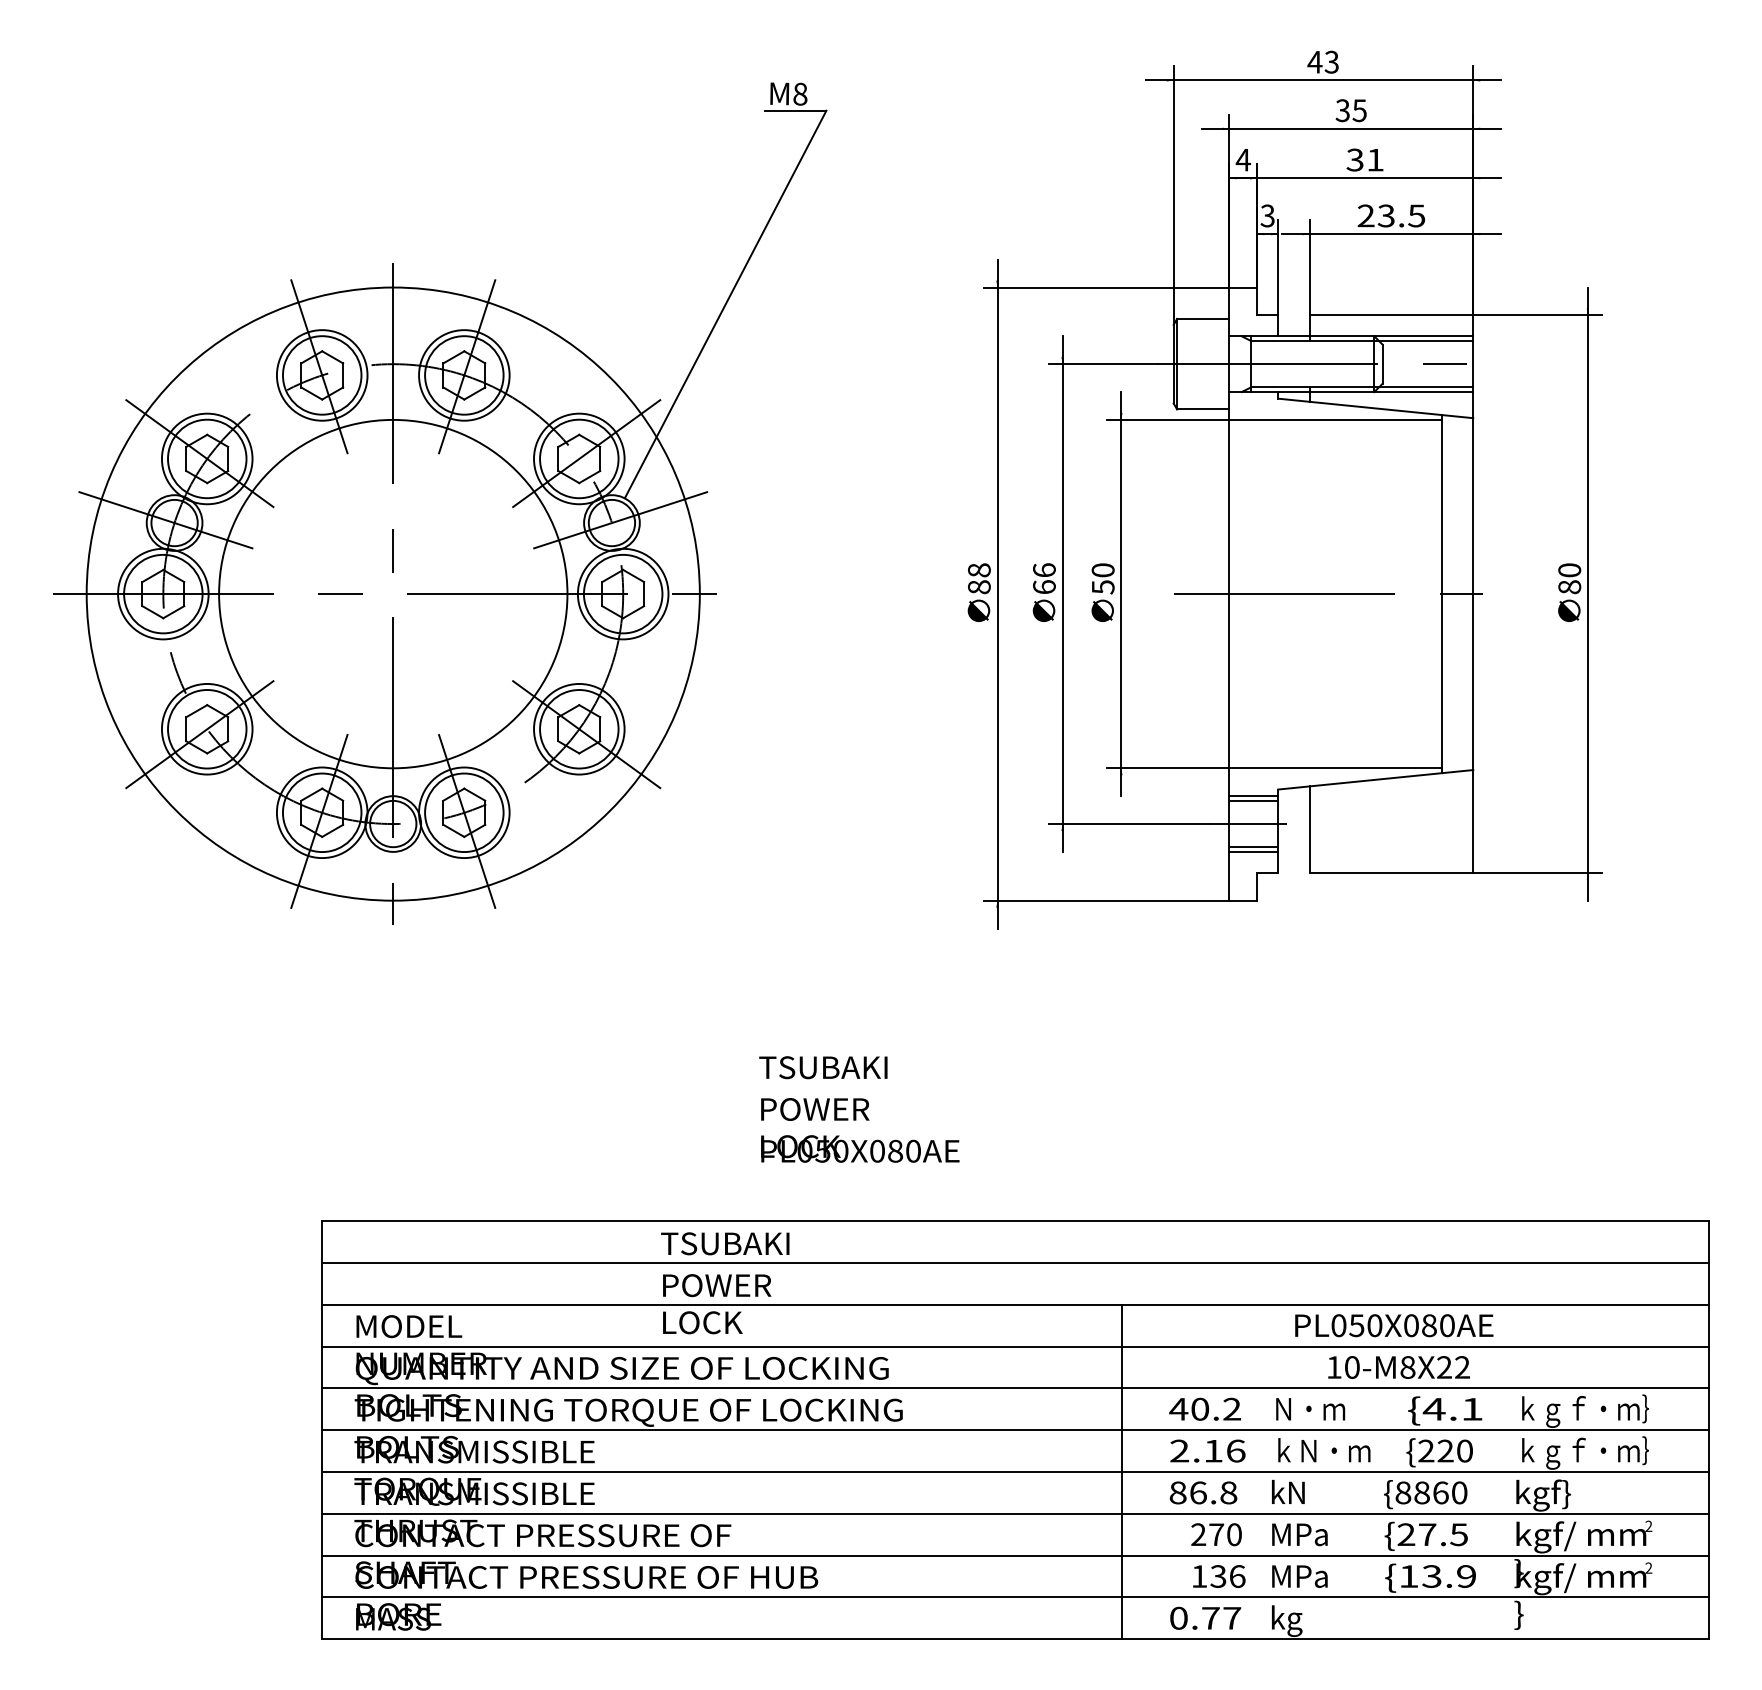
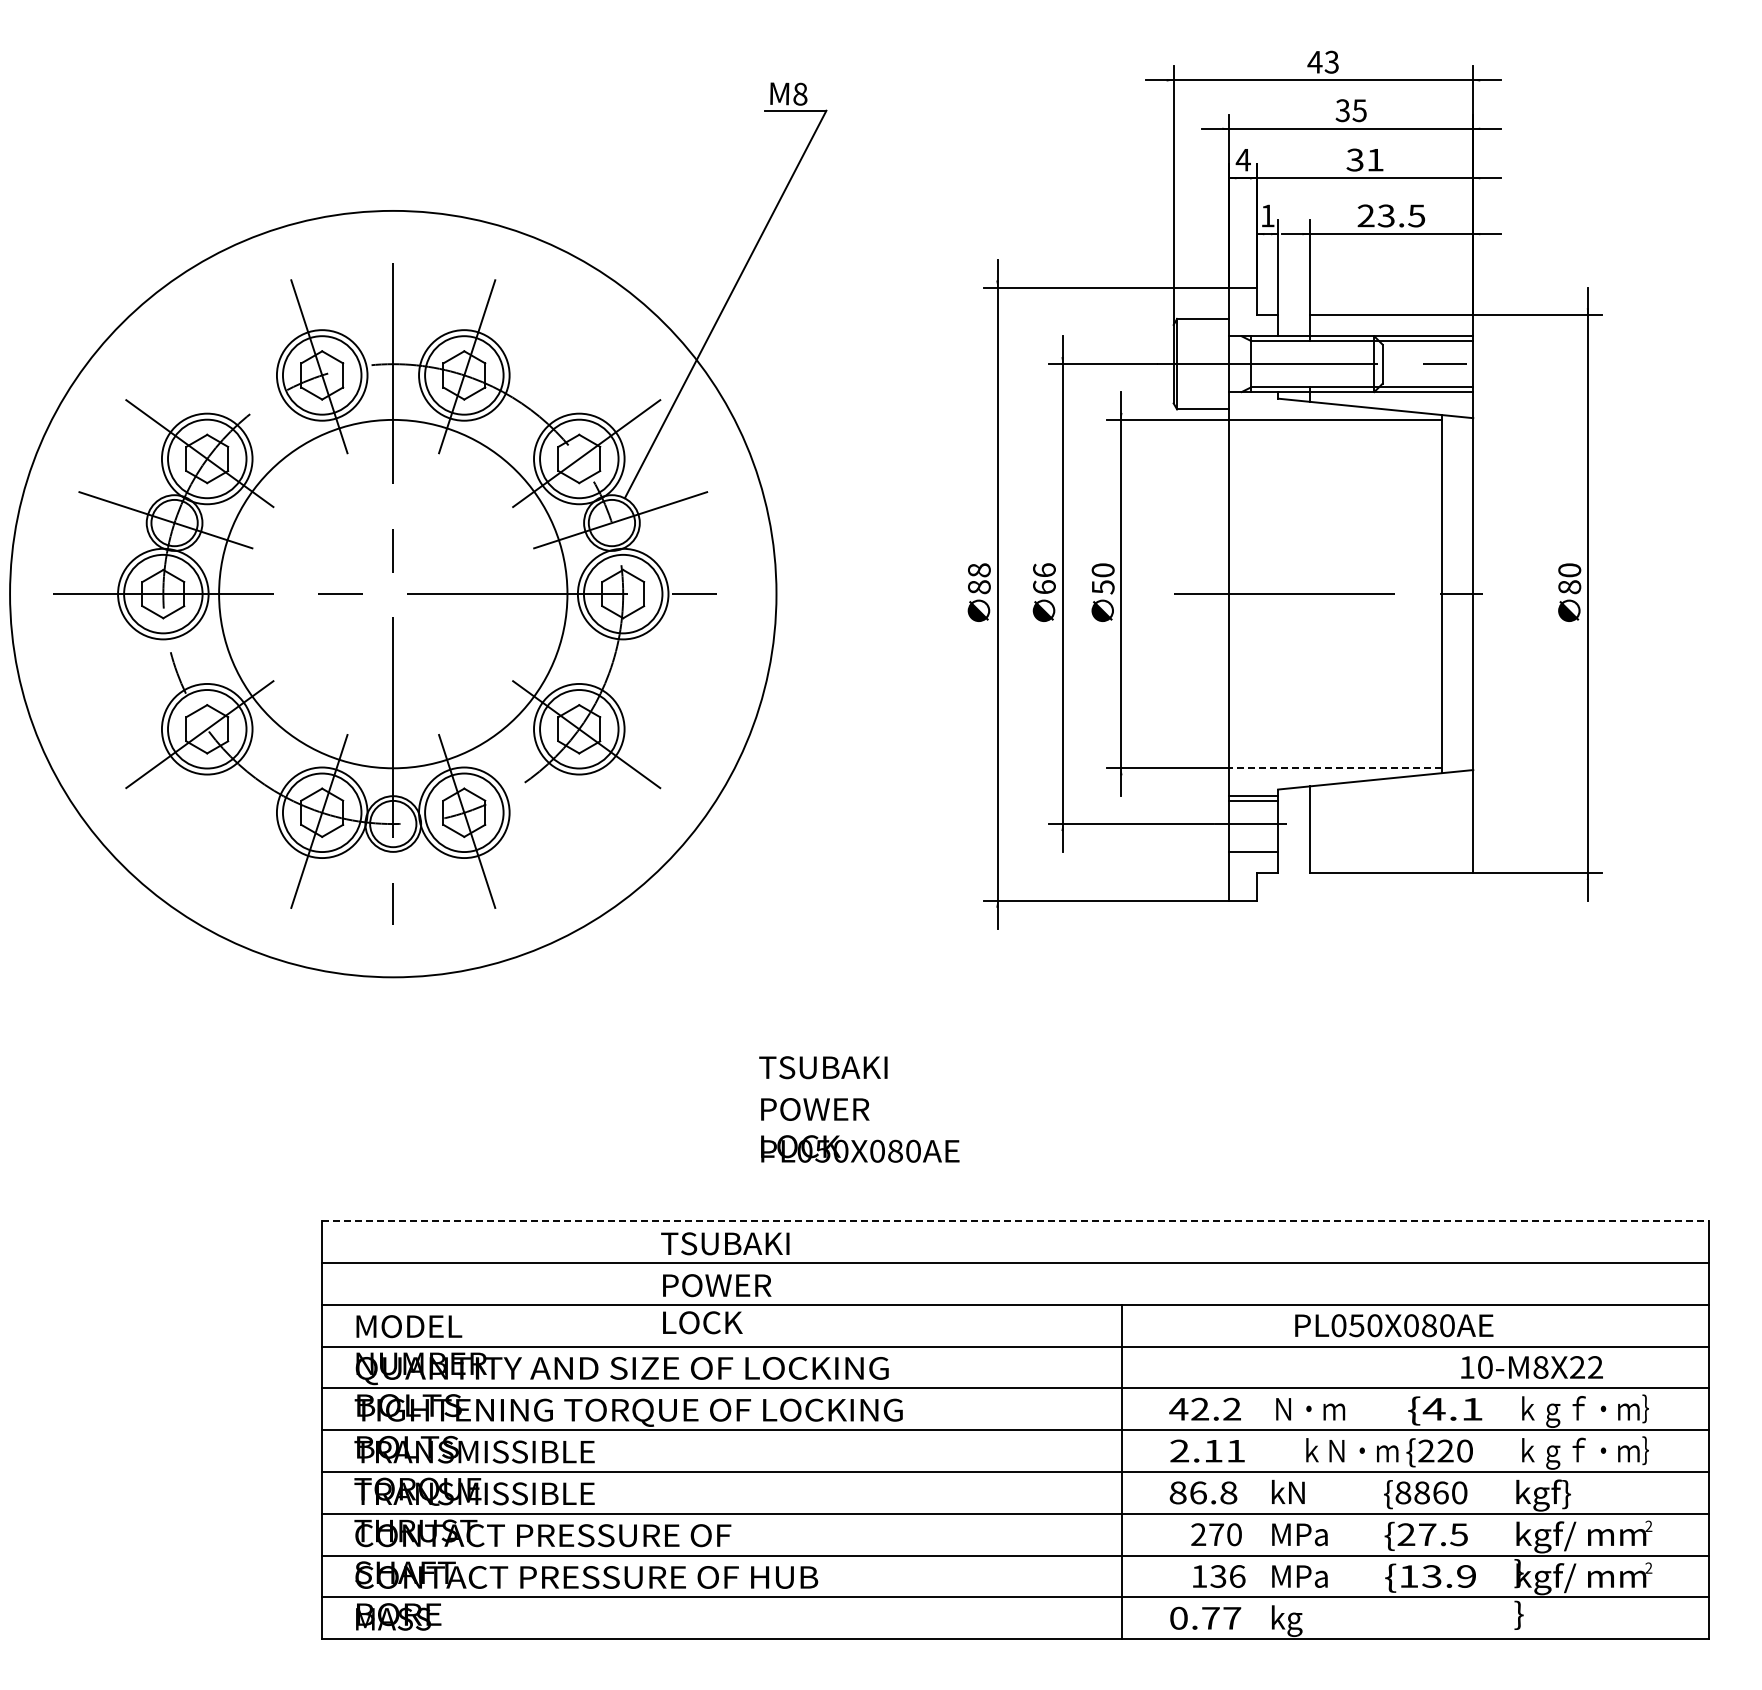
text: 3 -> 1 (1267, 215)
circle diameter: 613 px -> 766 px (393, 593)
line: solid -> dashed (1335, 768)
line: present -> none (1253, 847)
line: solid -> dashed (1015, 1221)
text position: (1398, 1367) -> (1531, 1367) (1531, 1367)
text: 40.2 -> 42.2 (1200, 1408)
text: 2.16 -> 2.11 (1236, 1450)
text position: (1324, 1450) -> (1352, 1450) (1352, 1450)
